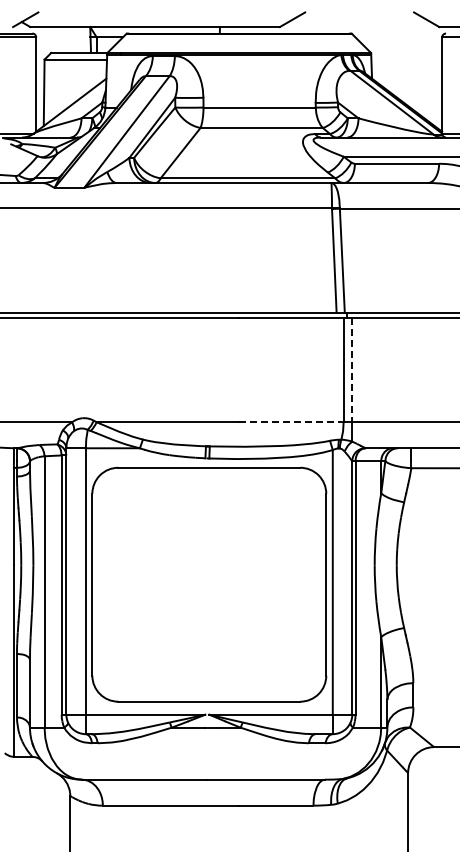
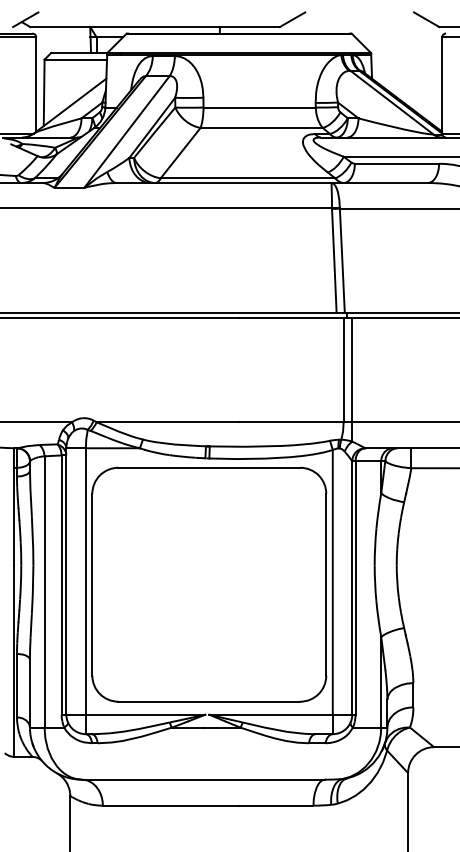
line: dashed -> solid (352, 370)
line: dashed -> solid (291, 422)
